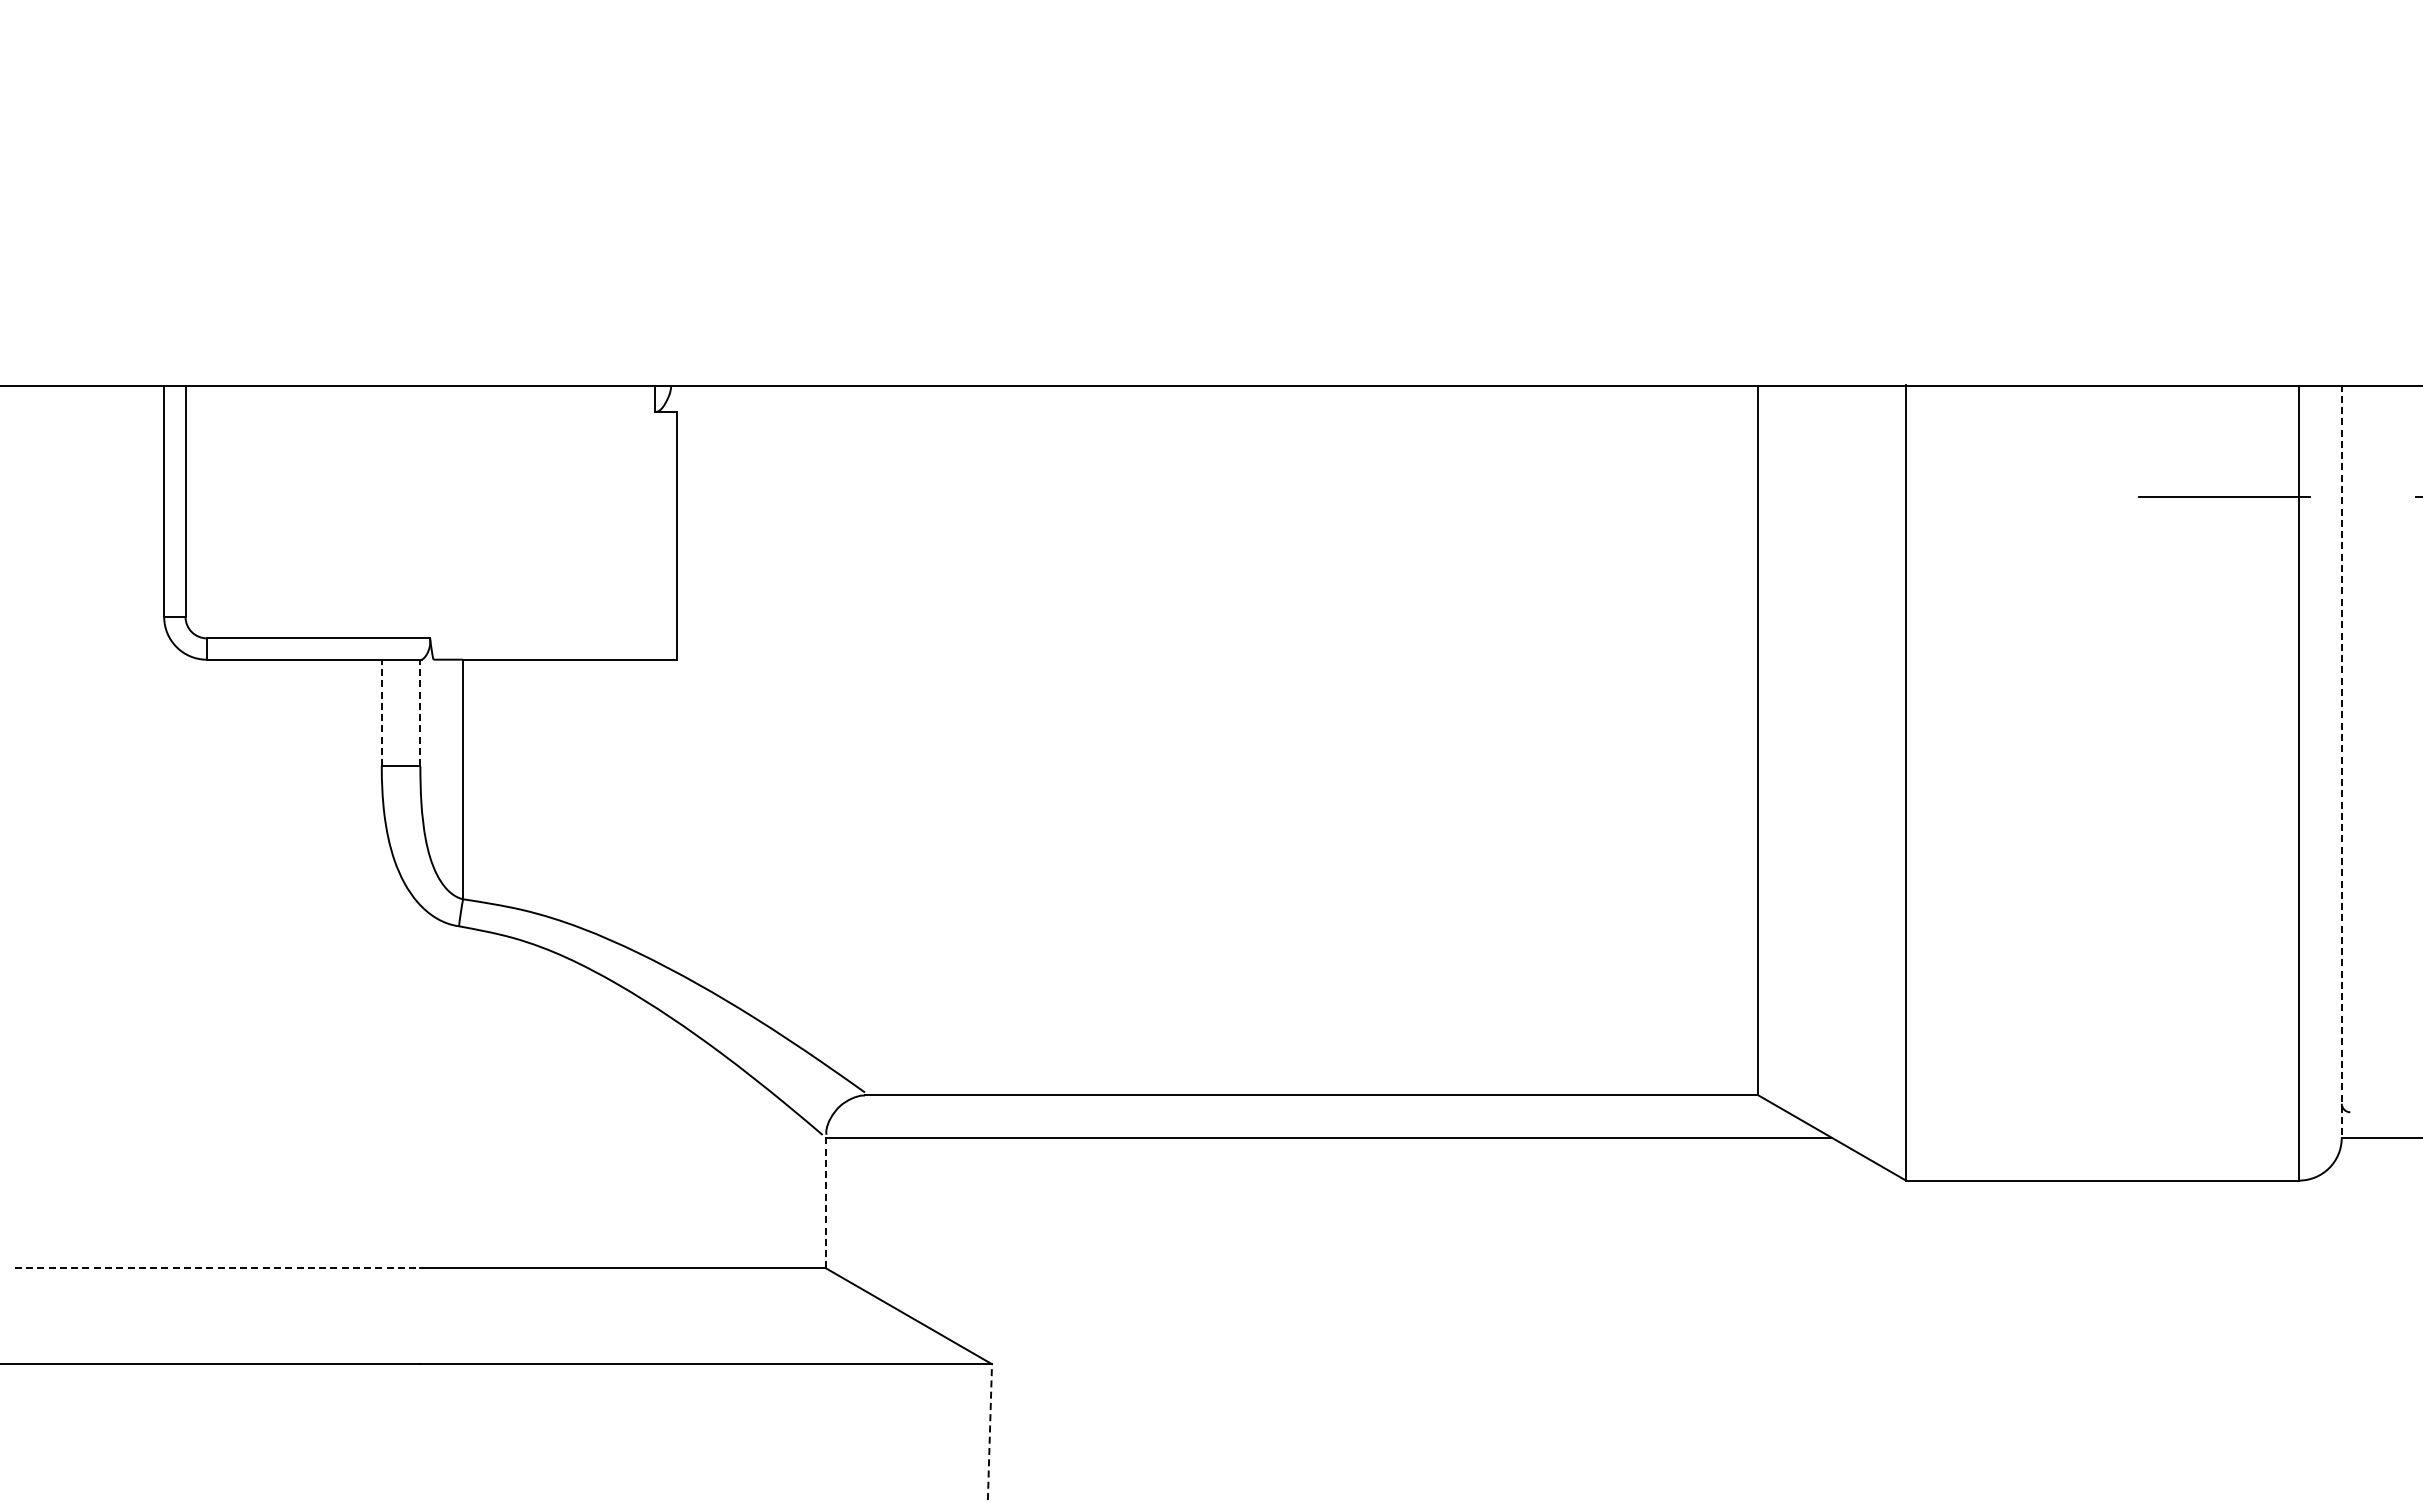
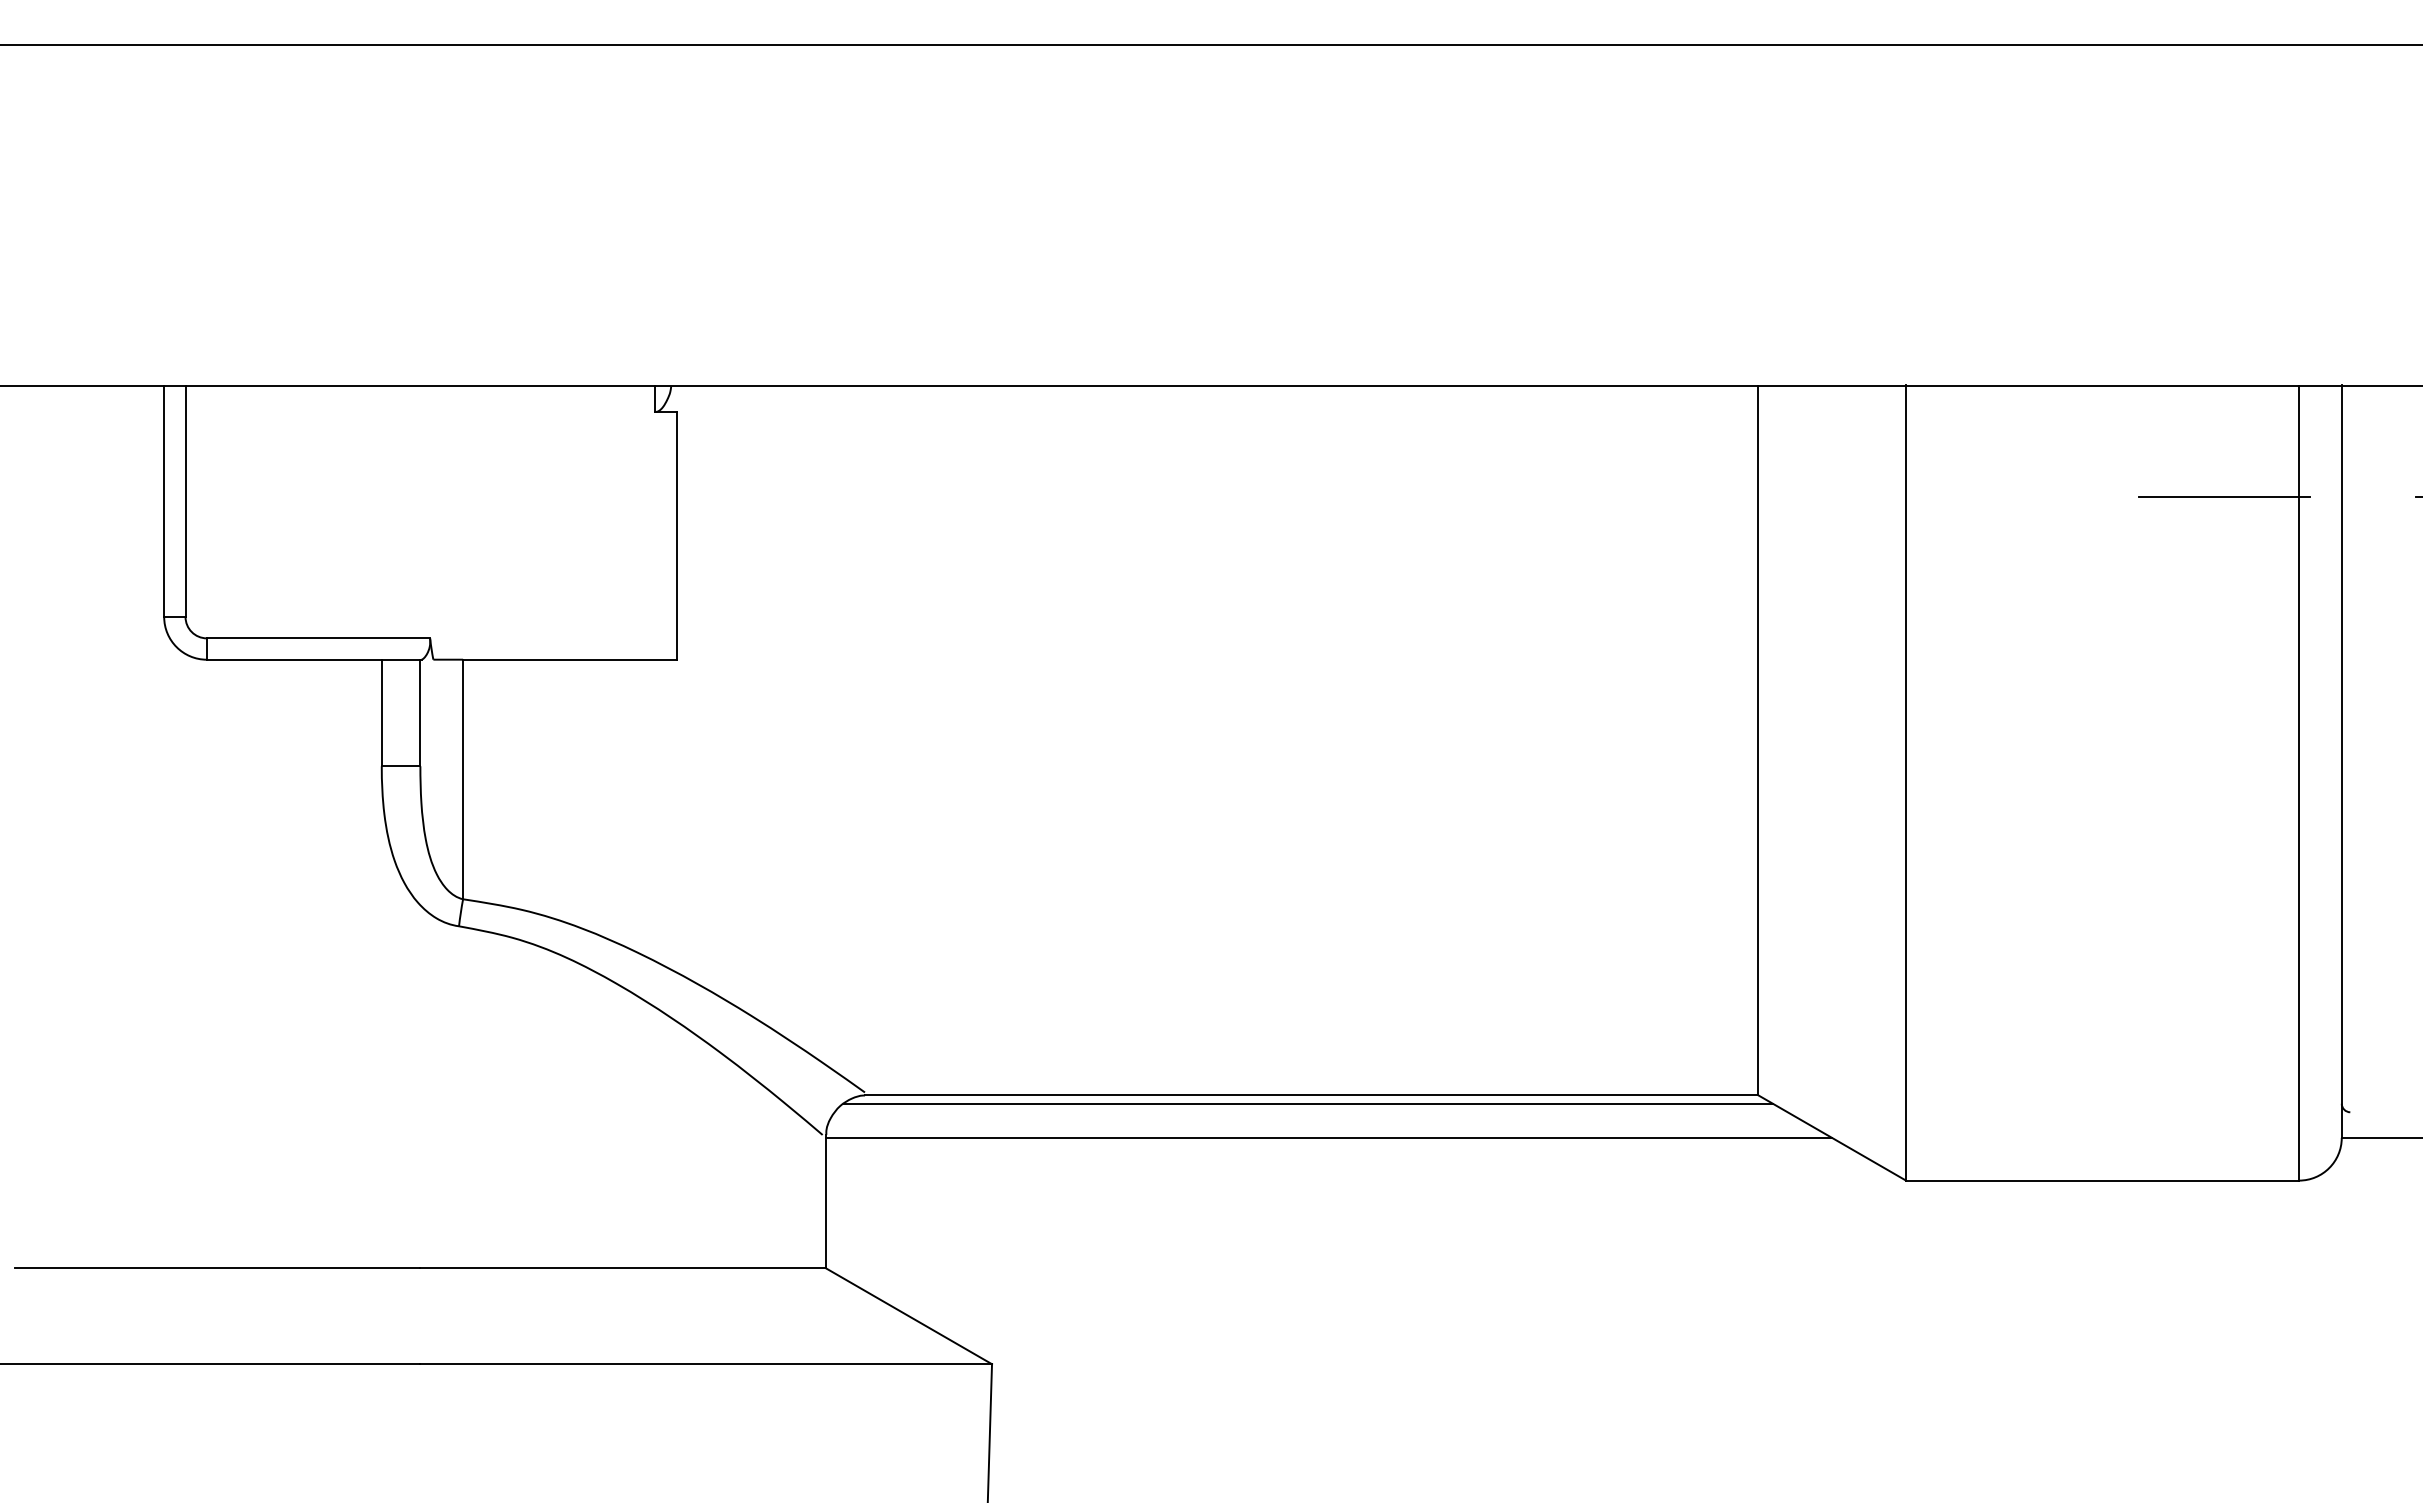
line: none -> present (1210, 44)
line: dashed -> solid (381, 712)
line: dashed -> solid (420, 712)
line: dashed -> solid (2341, 761)
line: none -> present (1307, 1103)
line: dashed -> solid (826, 1201)
line: dashed -> solid (217, 1268)
line: dashed -> solid (989, 1433)
